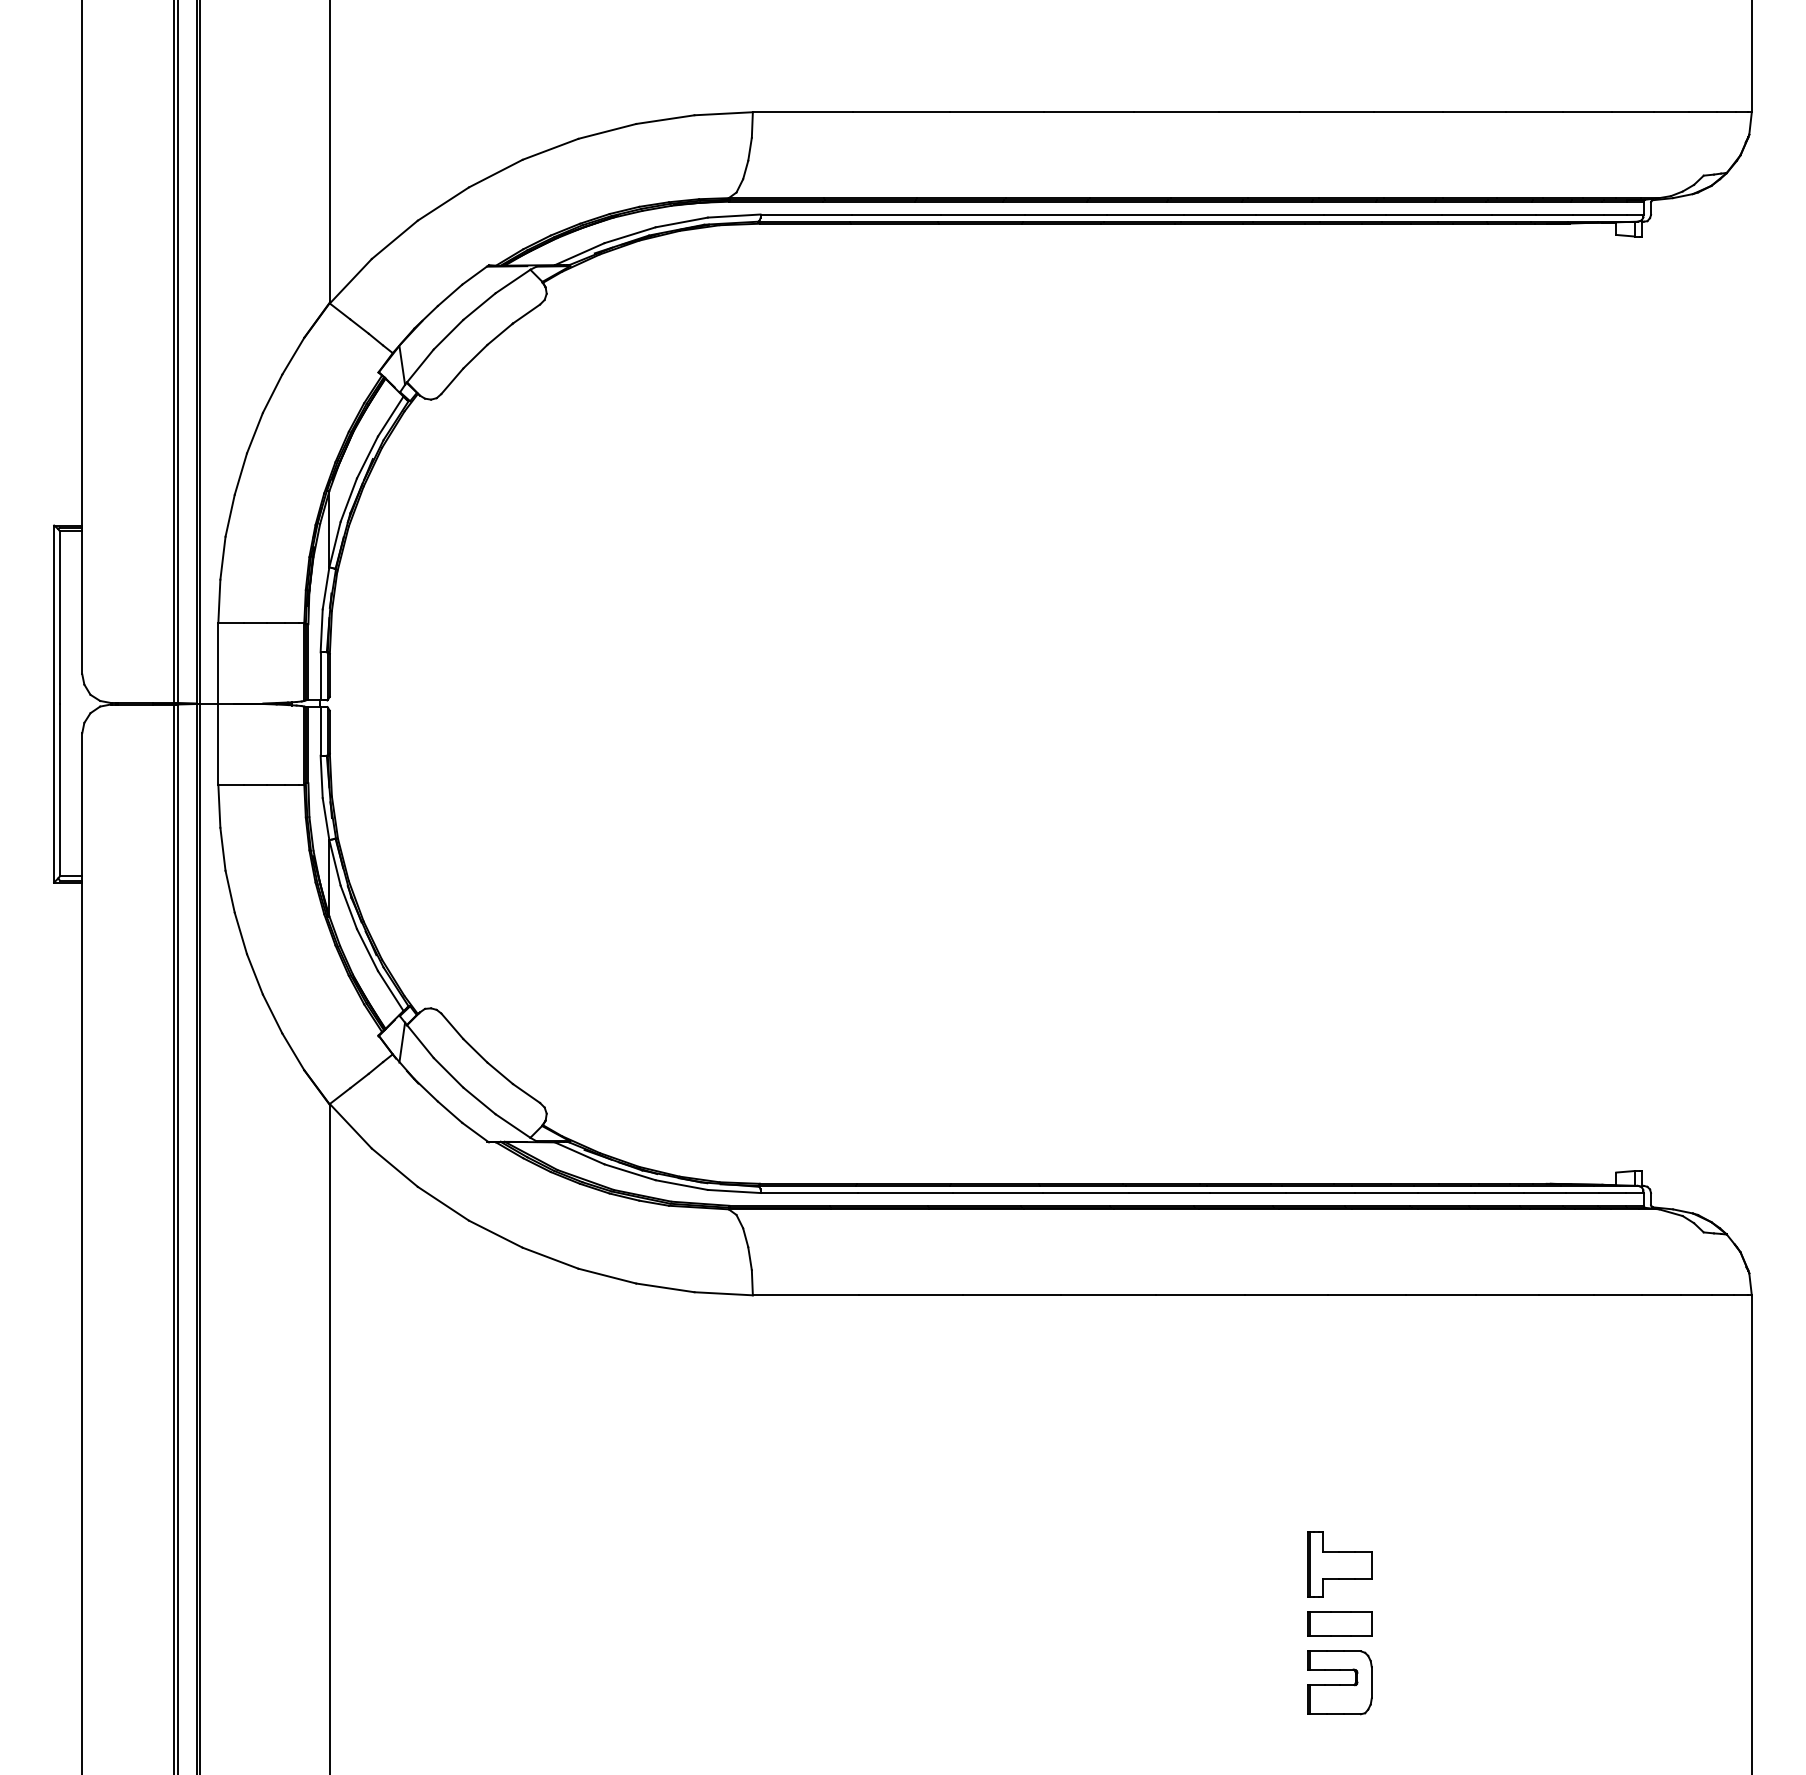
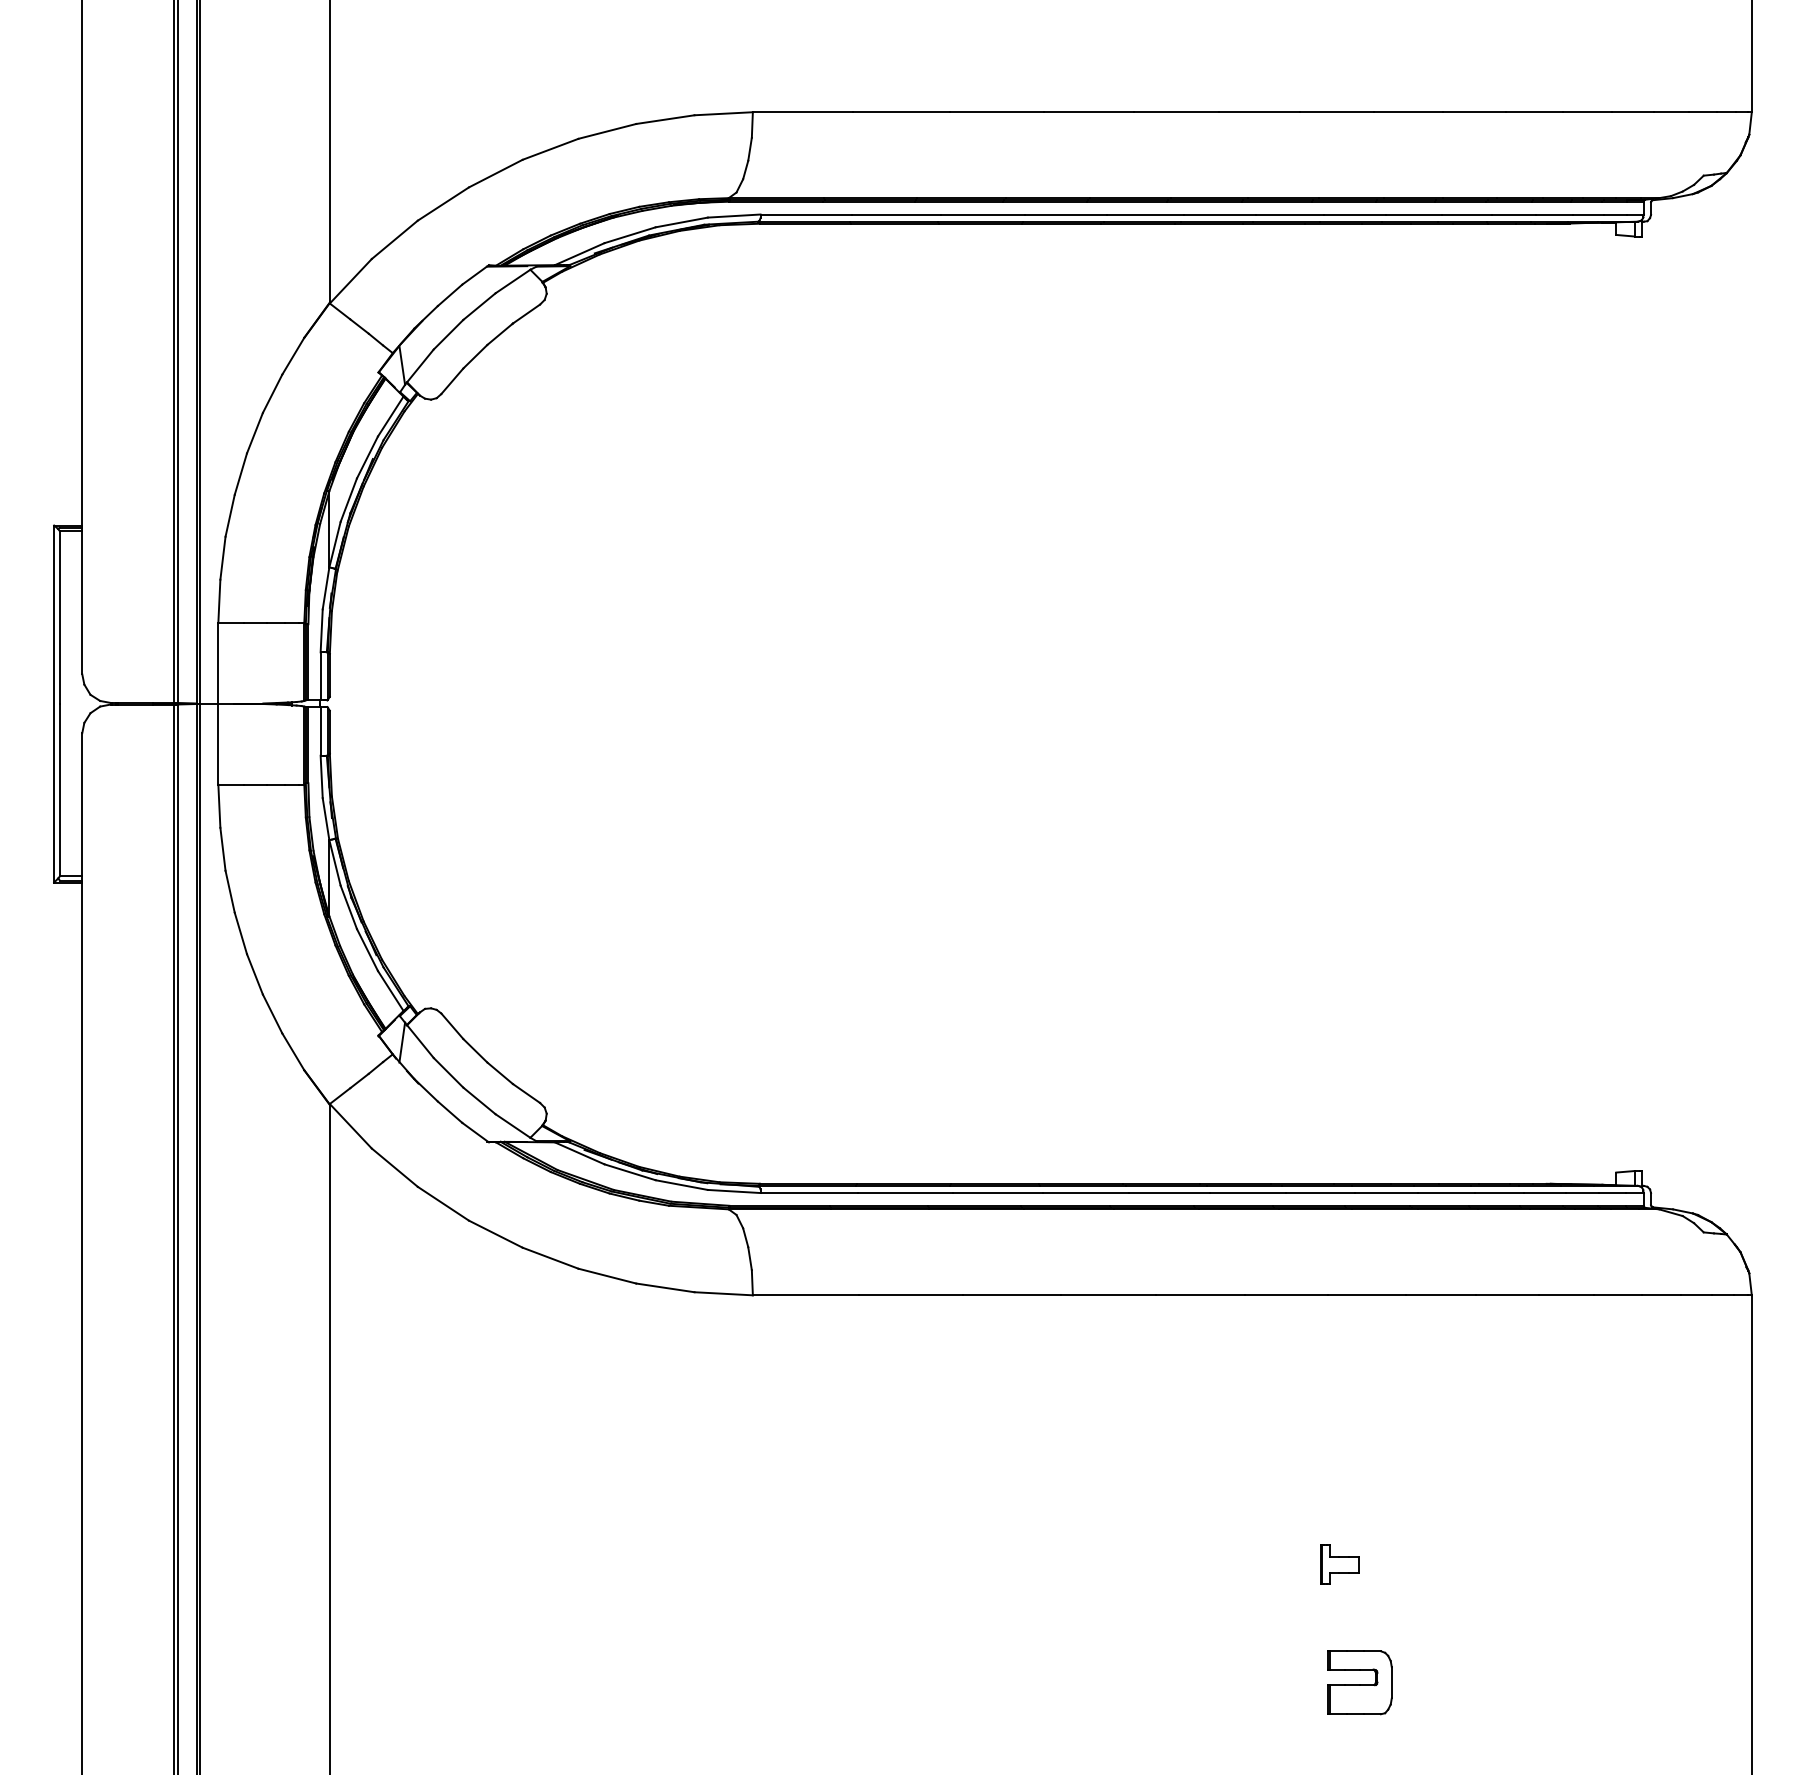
part size: 66x67 px -> 40x41 px (1339, 1564)
part: present -> none (1339, 1623)
part position: (1339, 1682) -> (1359, 1682) (1359, 1682)
